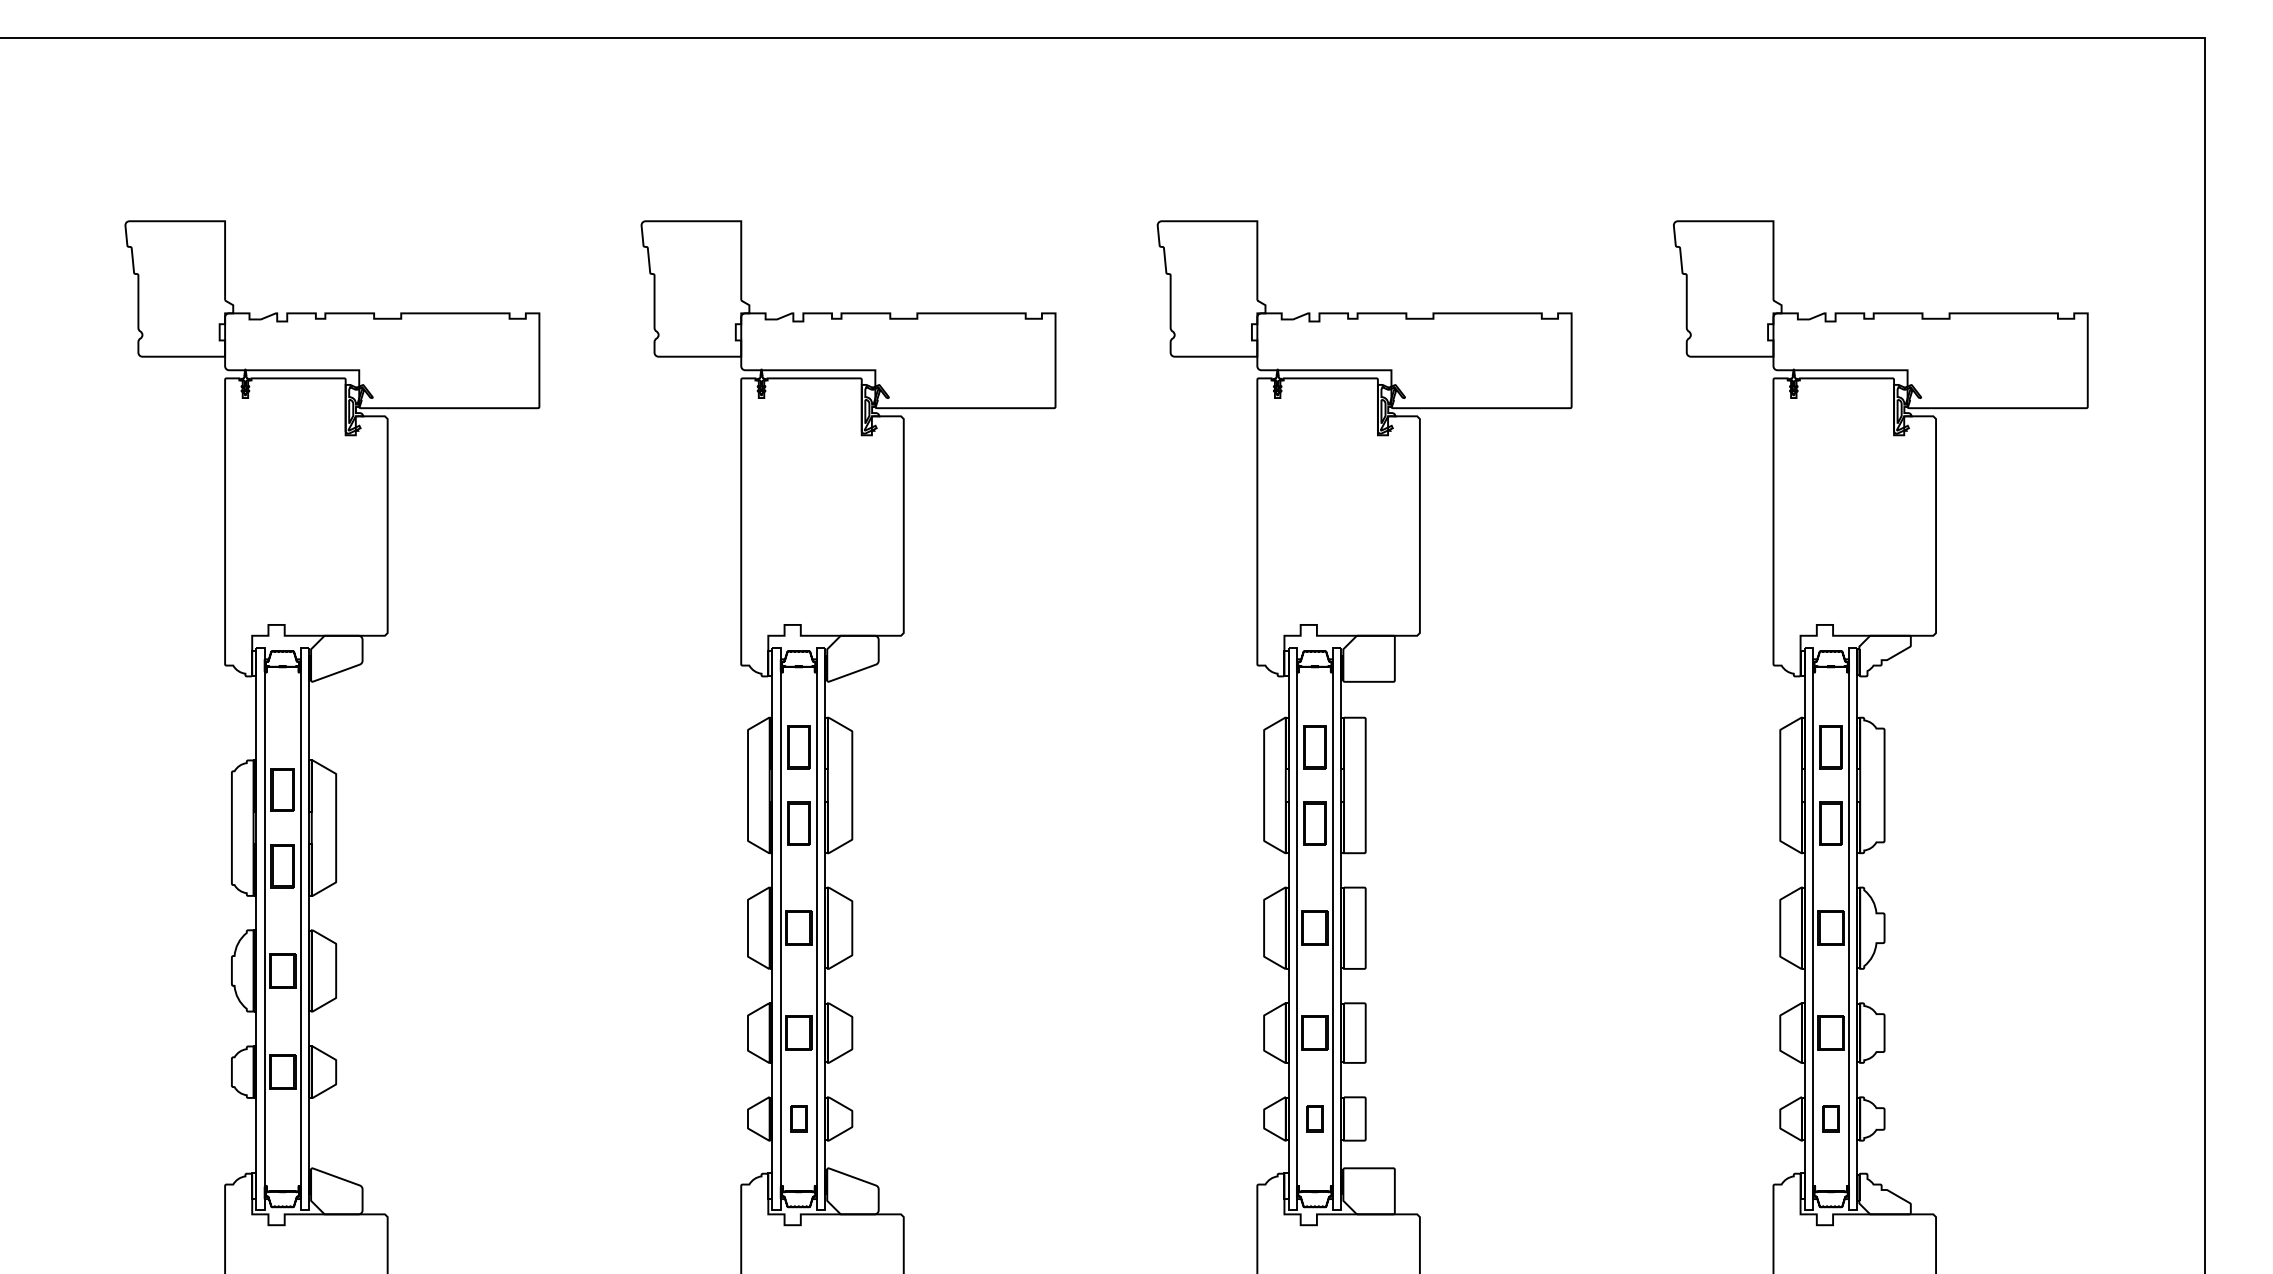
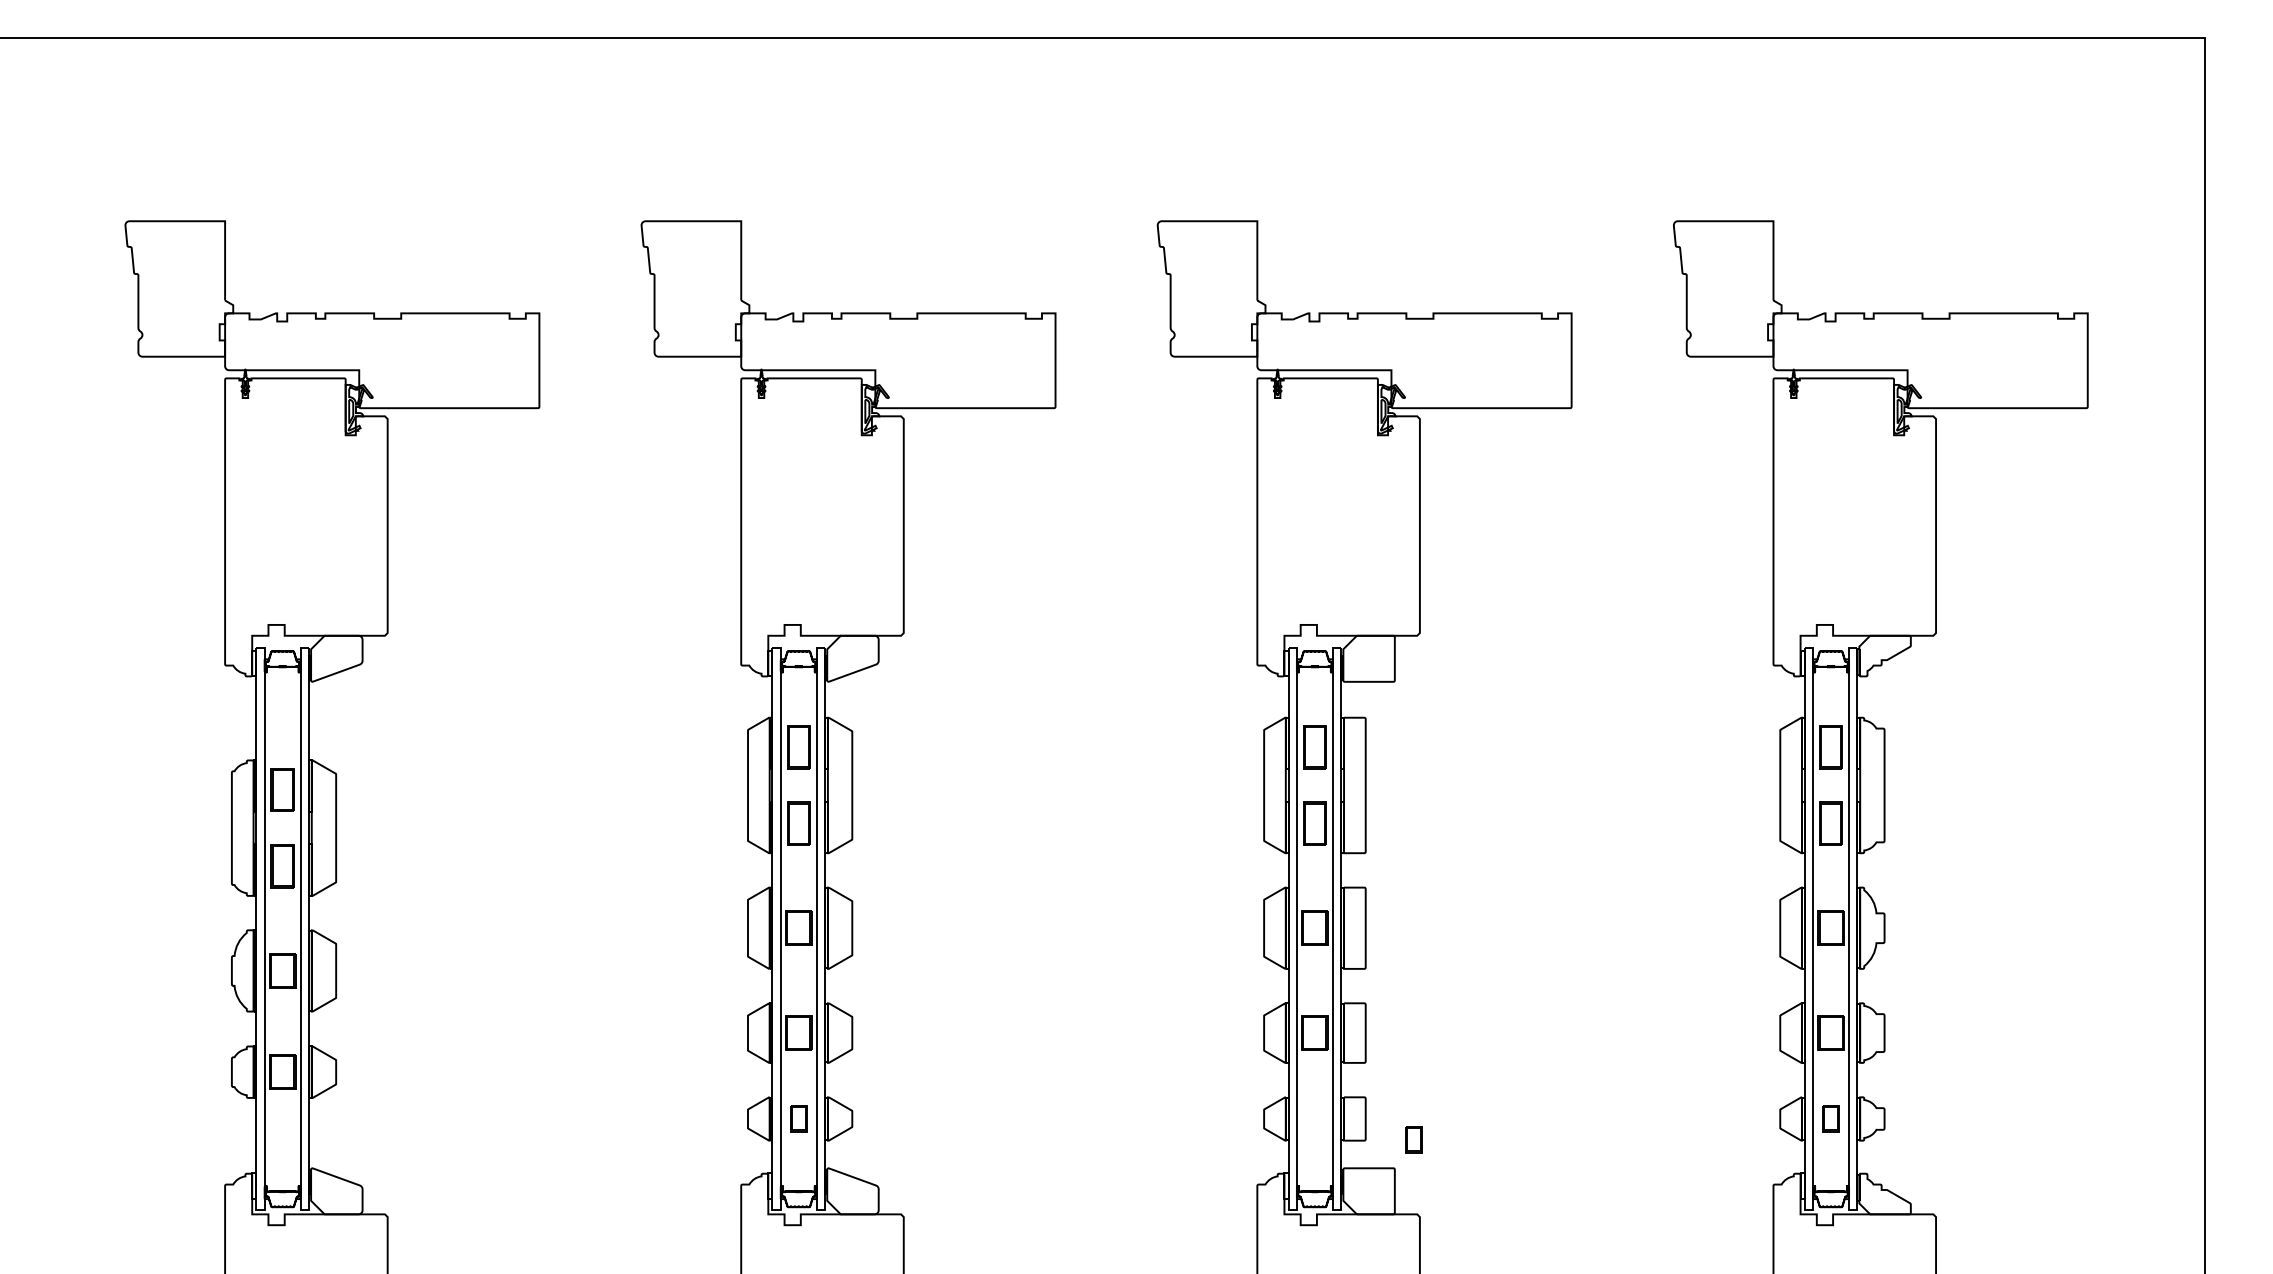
part position: (1314, 1118) -> (1413, 1139) (1413, 1139)
